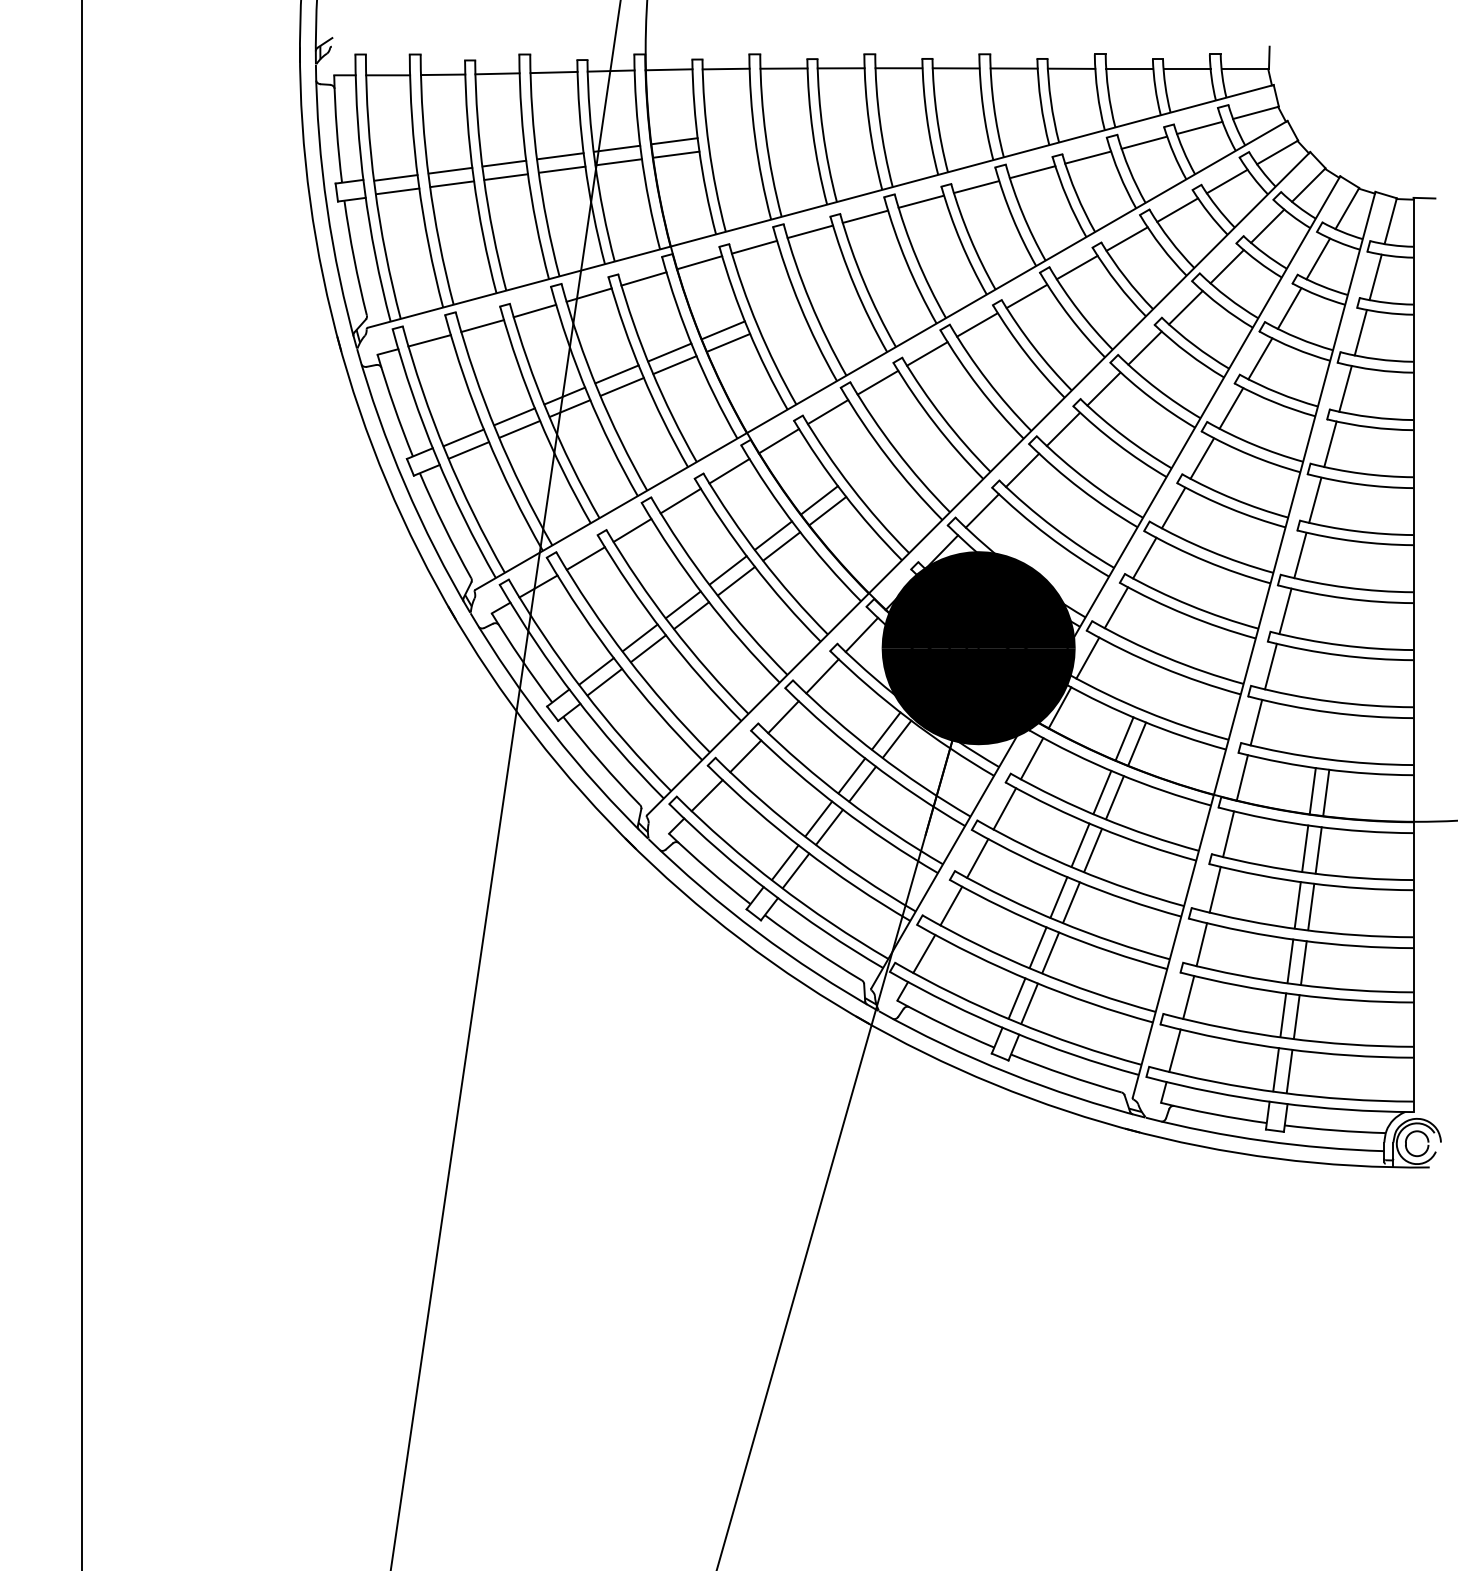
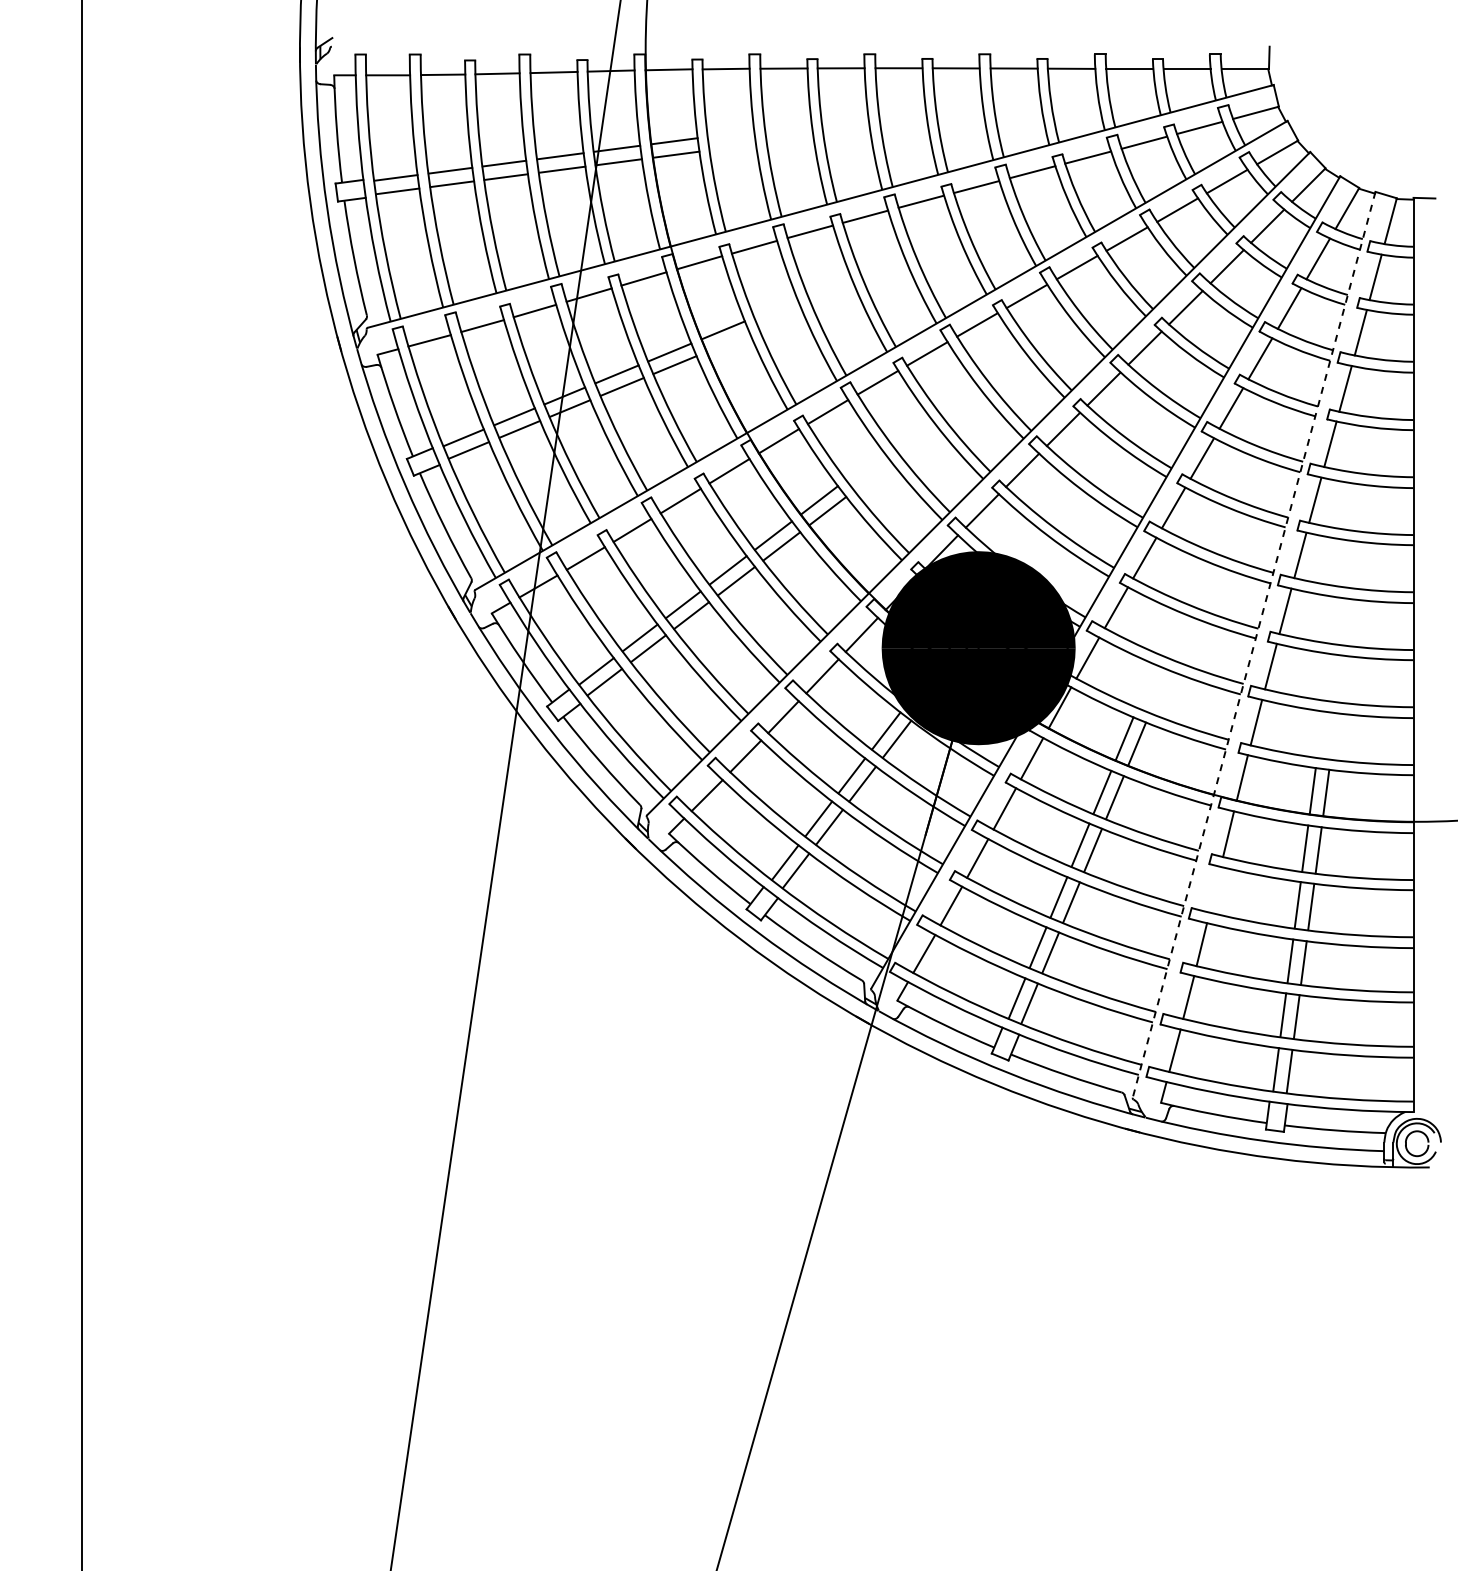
line: present -> none (728, 342)
line: solid -> dashed (1254, 644)
line: present -> none (1214, 889)
